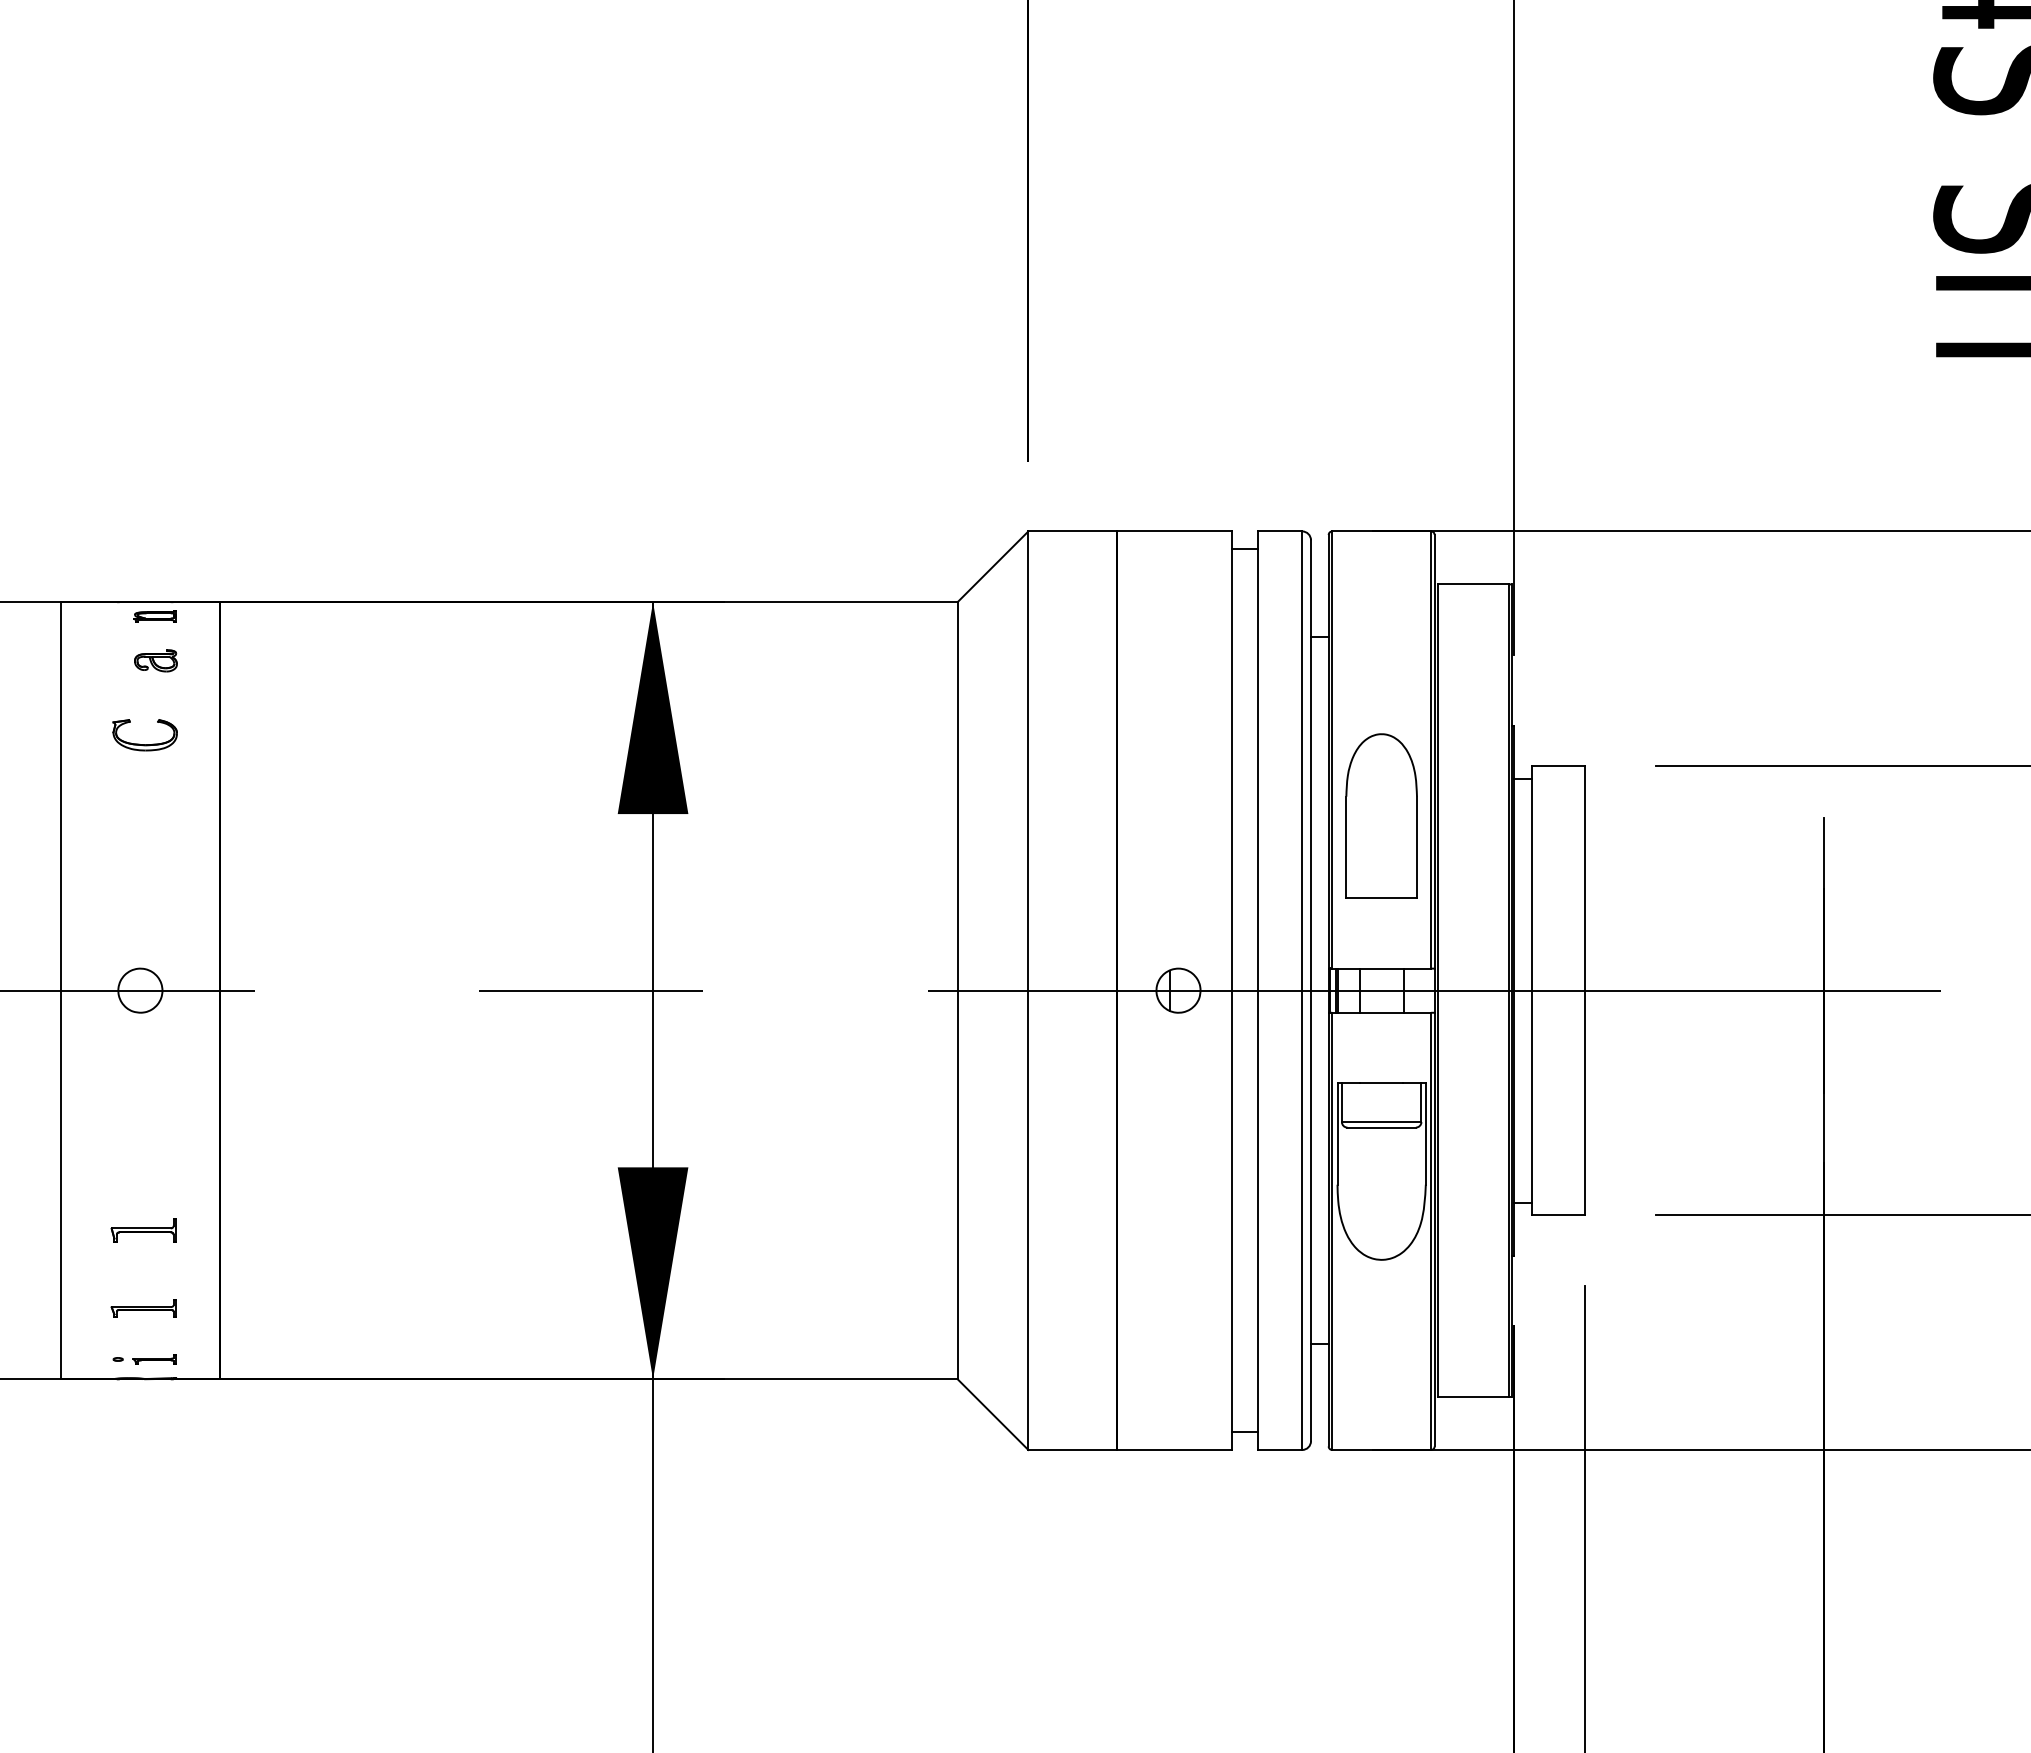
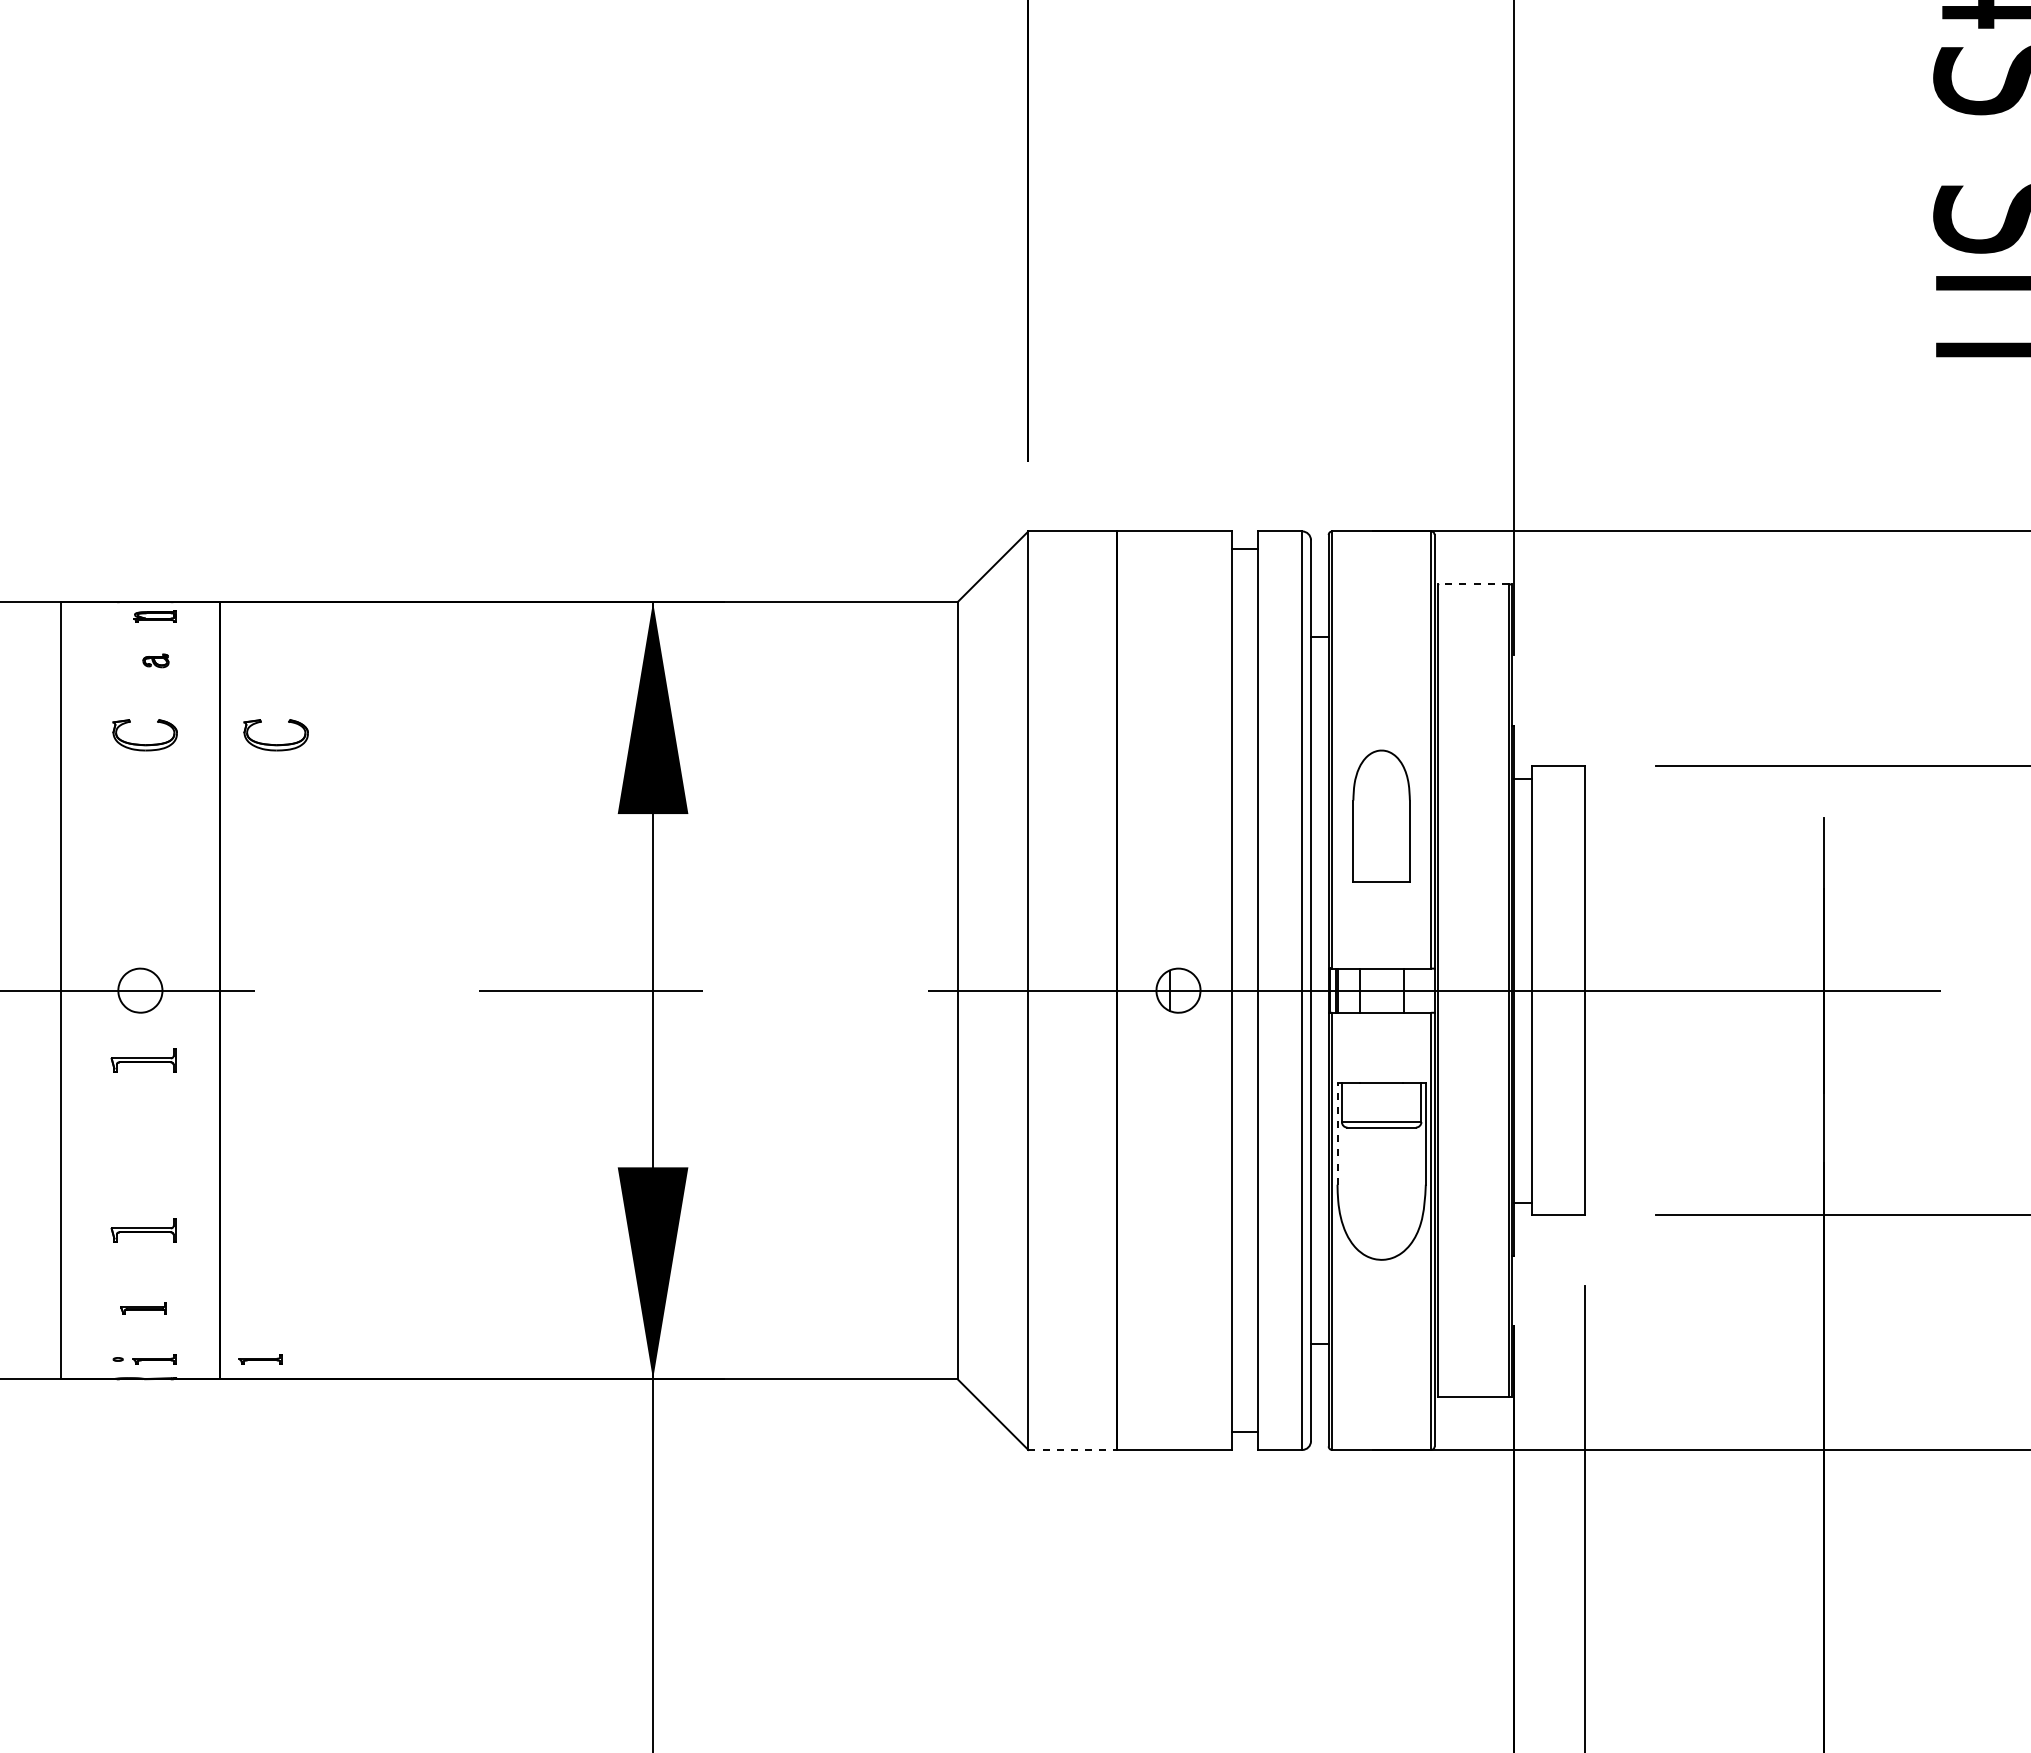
line: solid -> dashed (1473, 584)
part size: 44x24 px -> 28x16 px (155, 660)
part: none -> present (275, 744)
part size: 73x166 px -> 59x134 px (1381, 815)
part: none -> present (143, 1060)
line: solid -> dashed (1337, 1134)
part size: 67x19 px -> 47x13 px (143, 1308)
part: none -> present (260, 1359)
line: solid -> dashed (1073, 1449)
